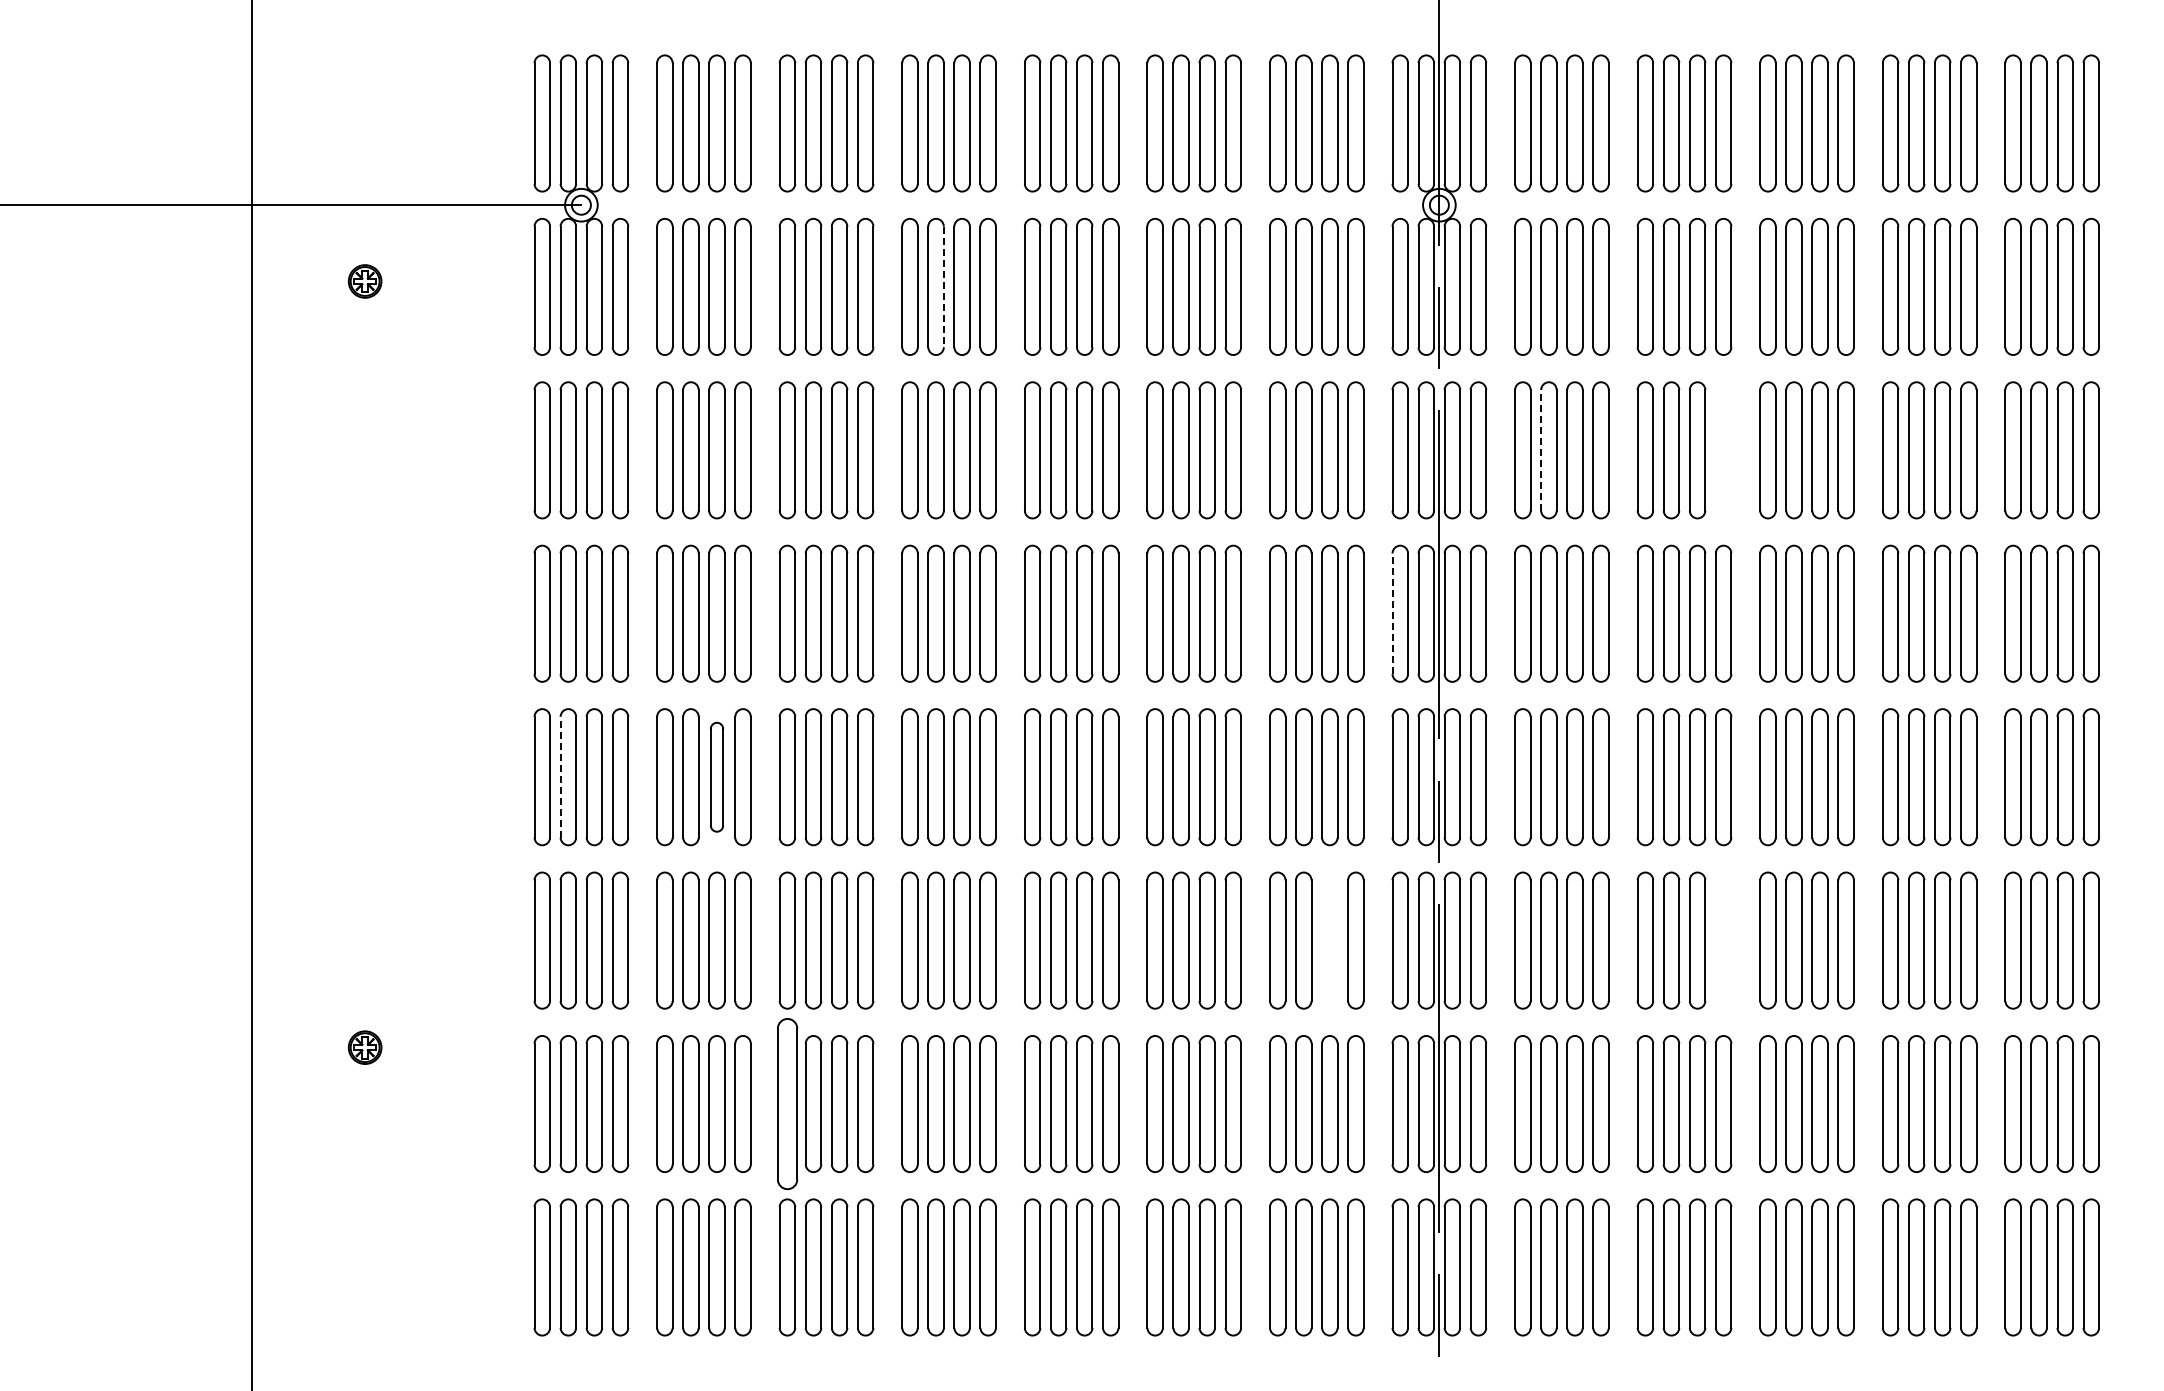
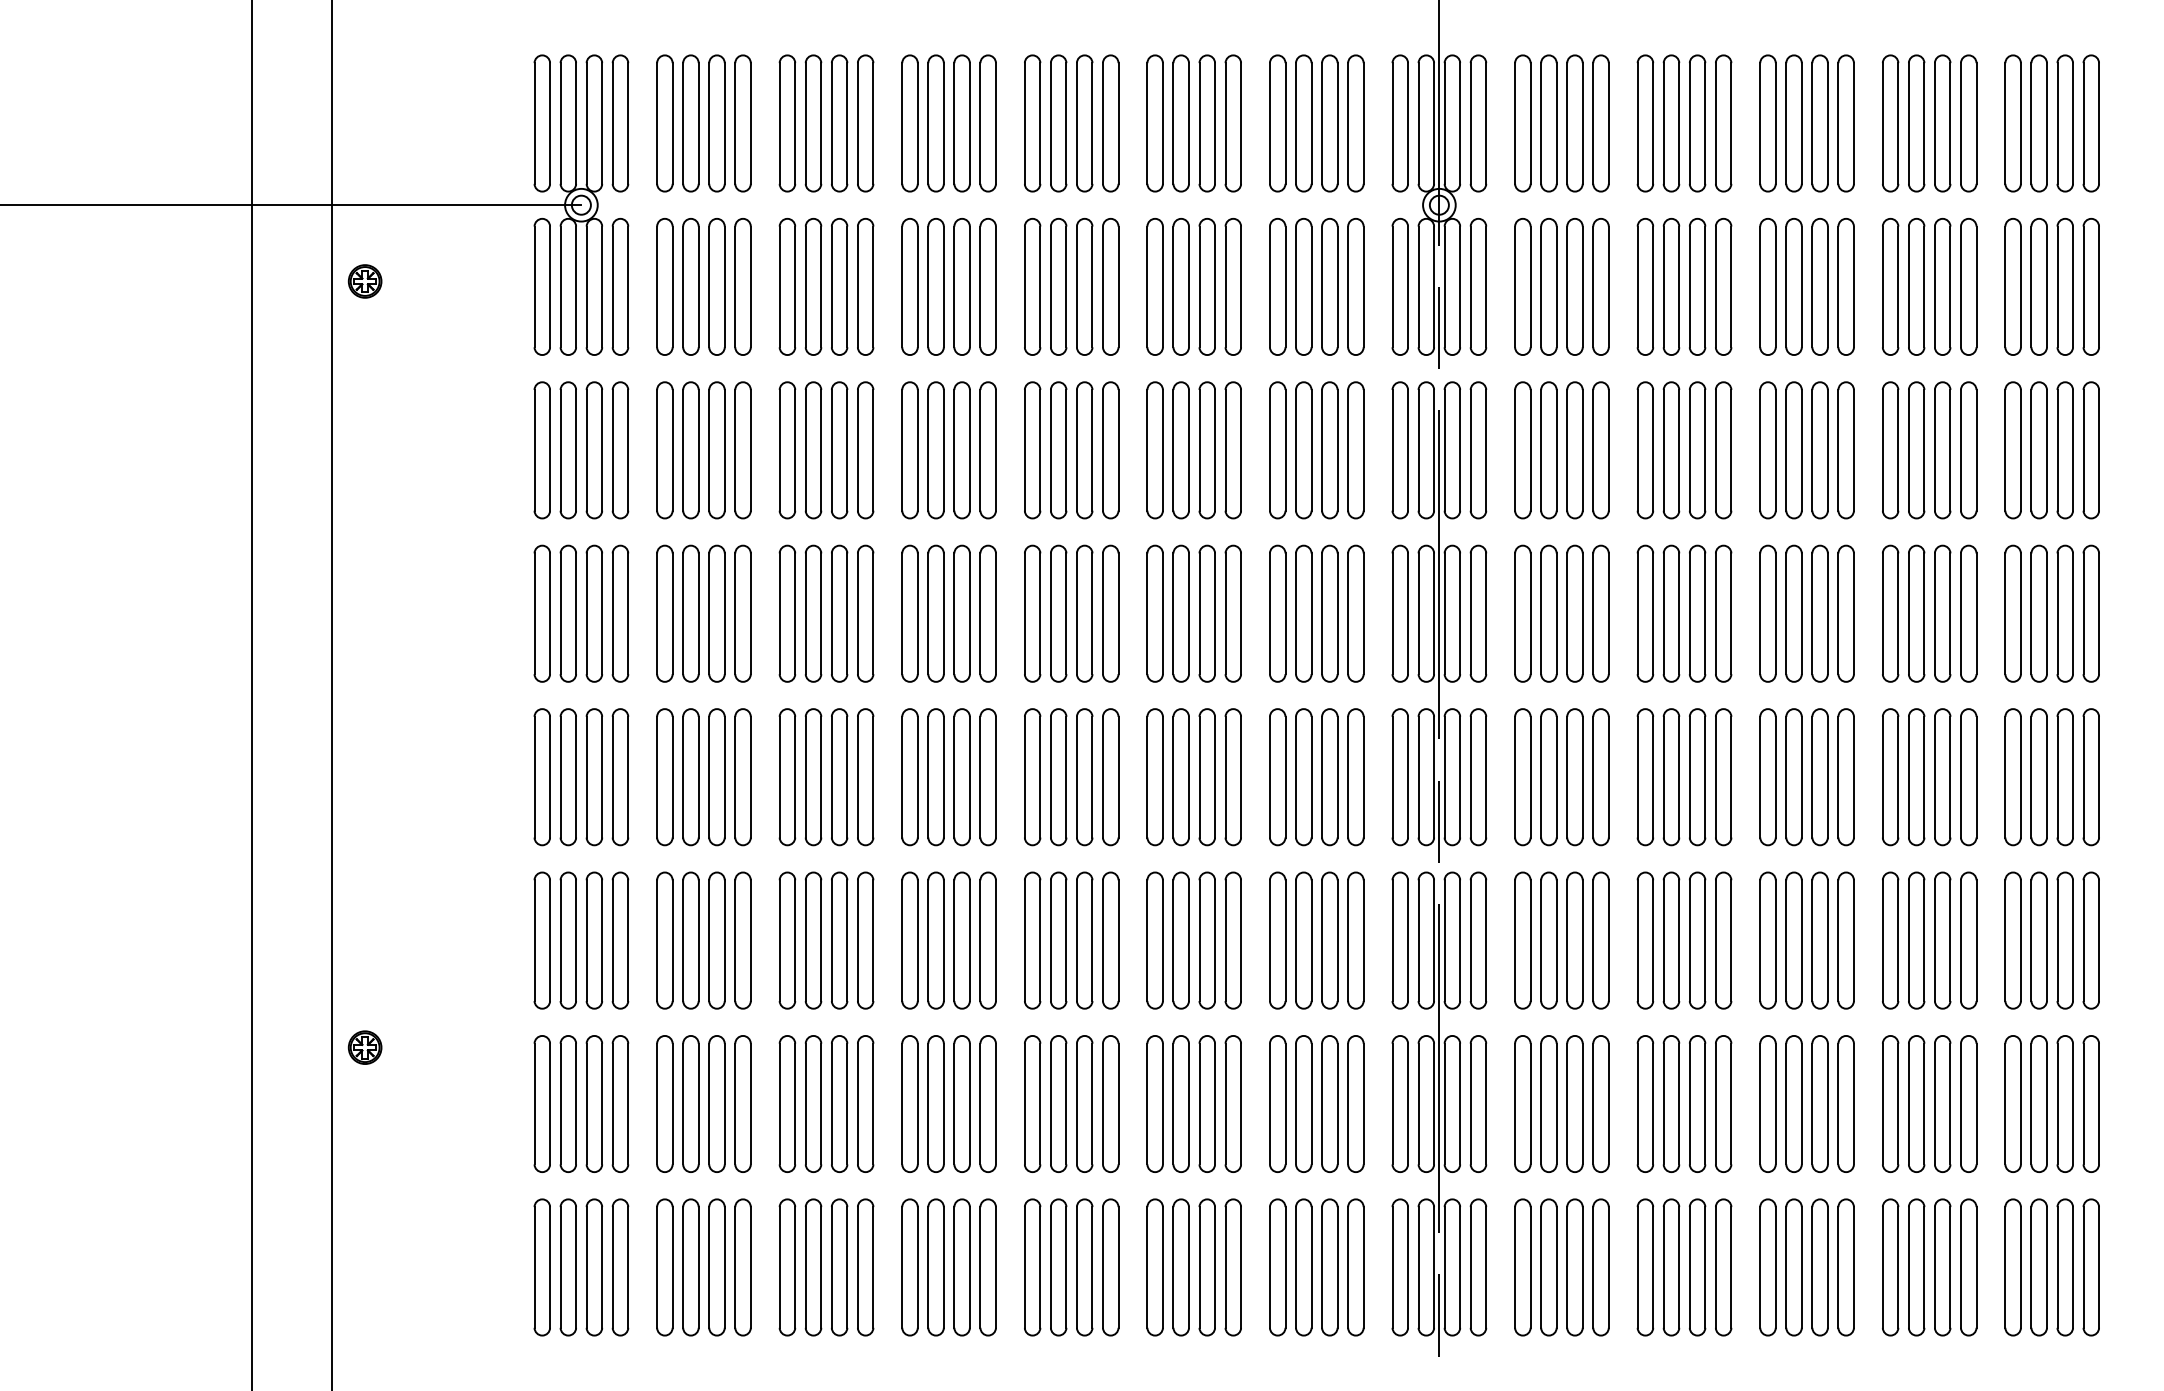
line: dashed -> solid (943, 287)
line: dashed -> solid (1541, 449)
part: none -> present (1723, 450)
line: dashed -> solid (1392, 613)
line: none -> present (332, 694)
line: dashed -> solid (560, 776)
part size: 16x112 px -> 18x139 px (716, 777)
part: none -> present (1329, 940)
part: none -> present (1723, 940)
part size: 22x173 px -> 18x138 px (786, 1103)
